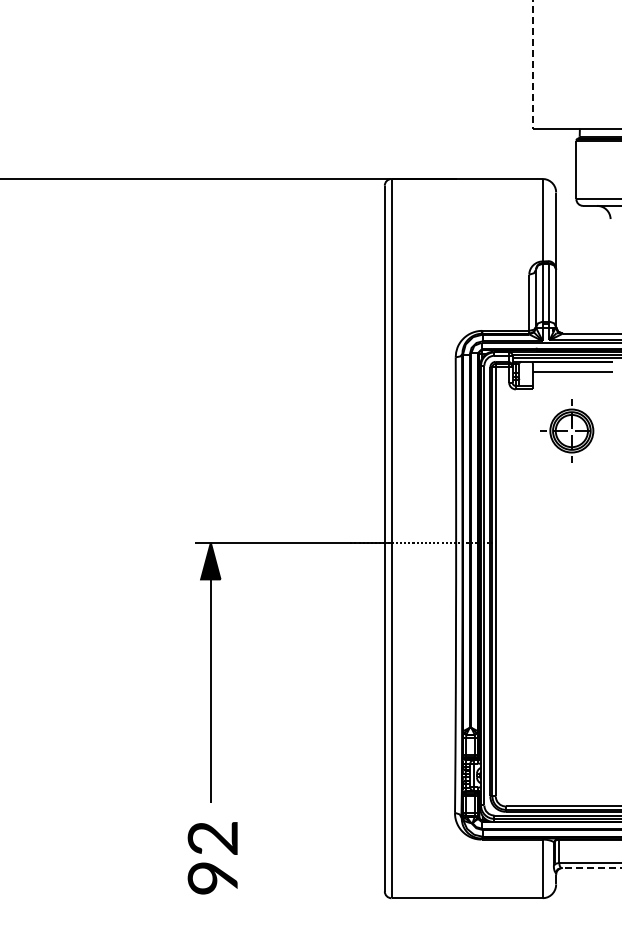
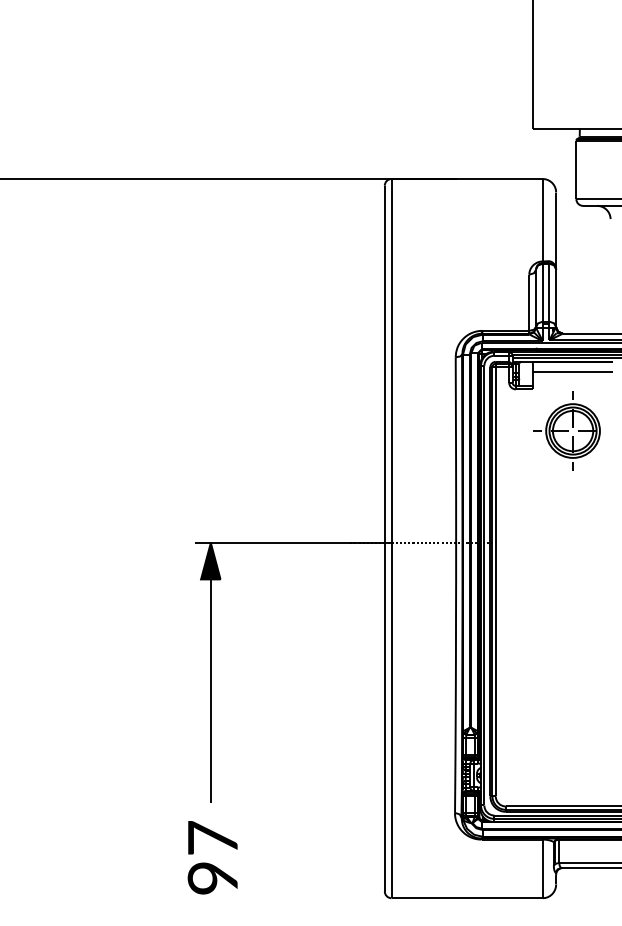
line: dashed -> solid (532, 64)
part size: 55x64 px -> 68x80 px (566, 430)
text: 92 -> 97 (212, 837)
line: dashed -> solid (591, 867)
